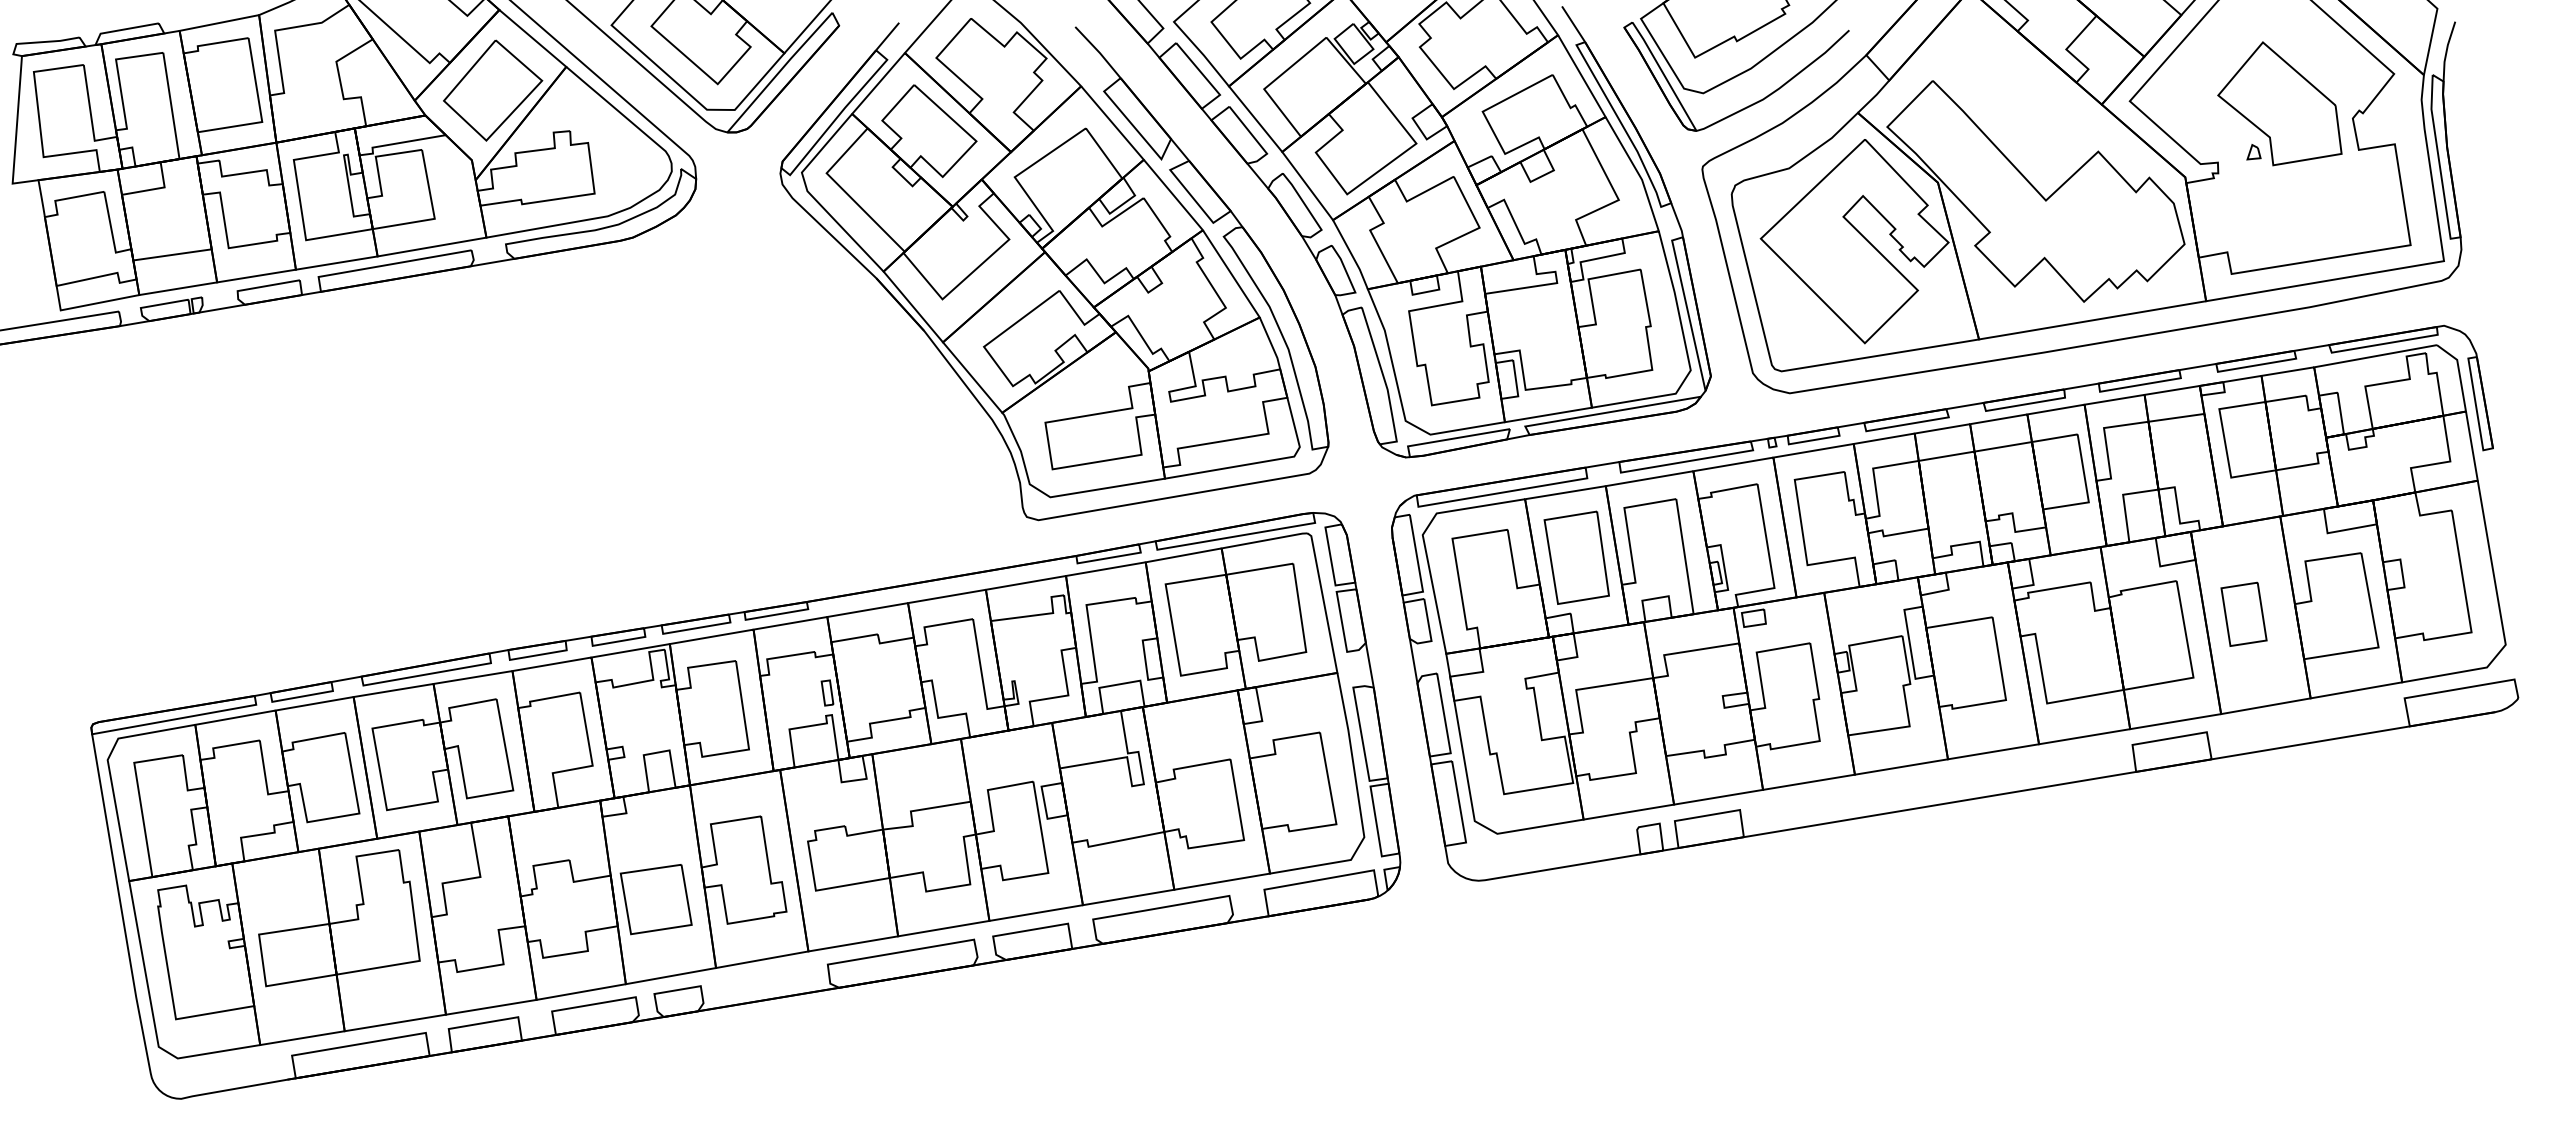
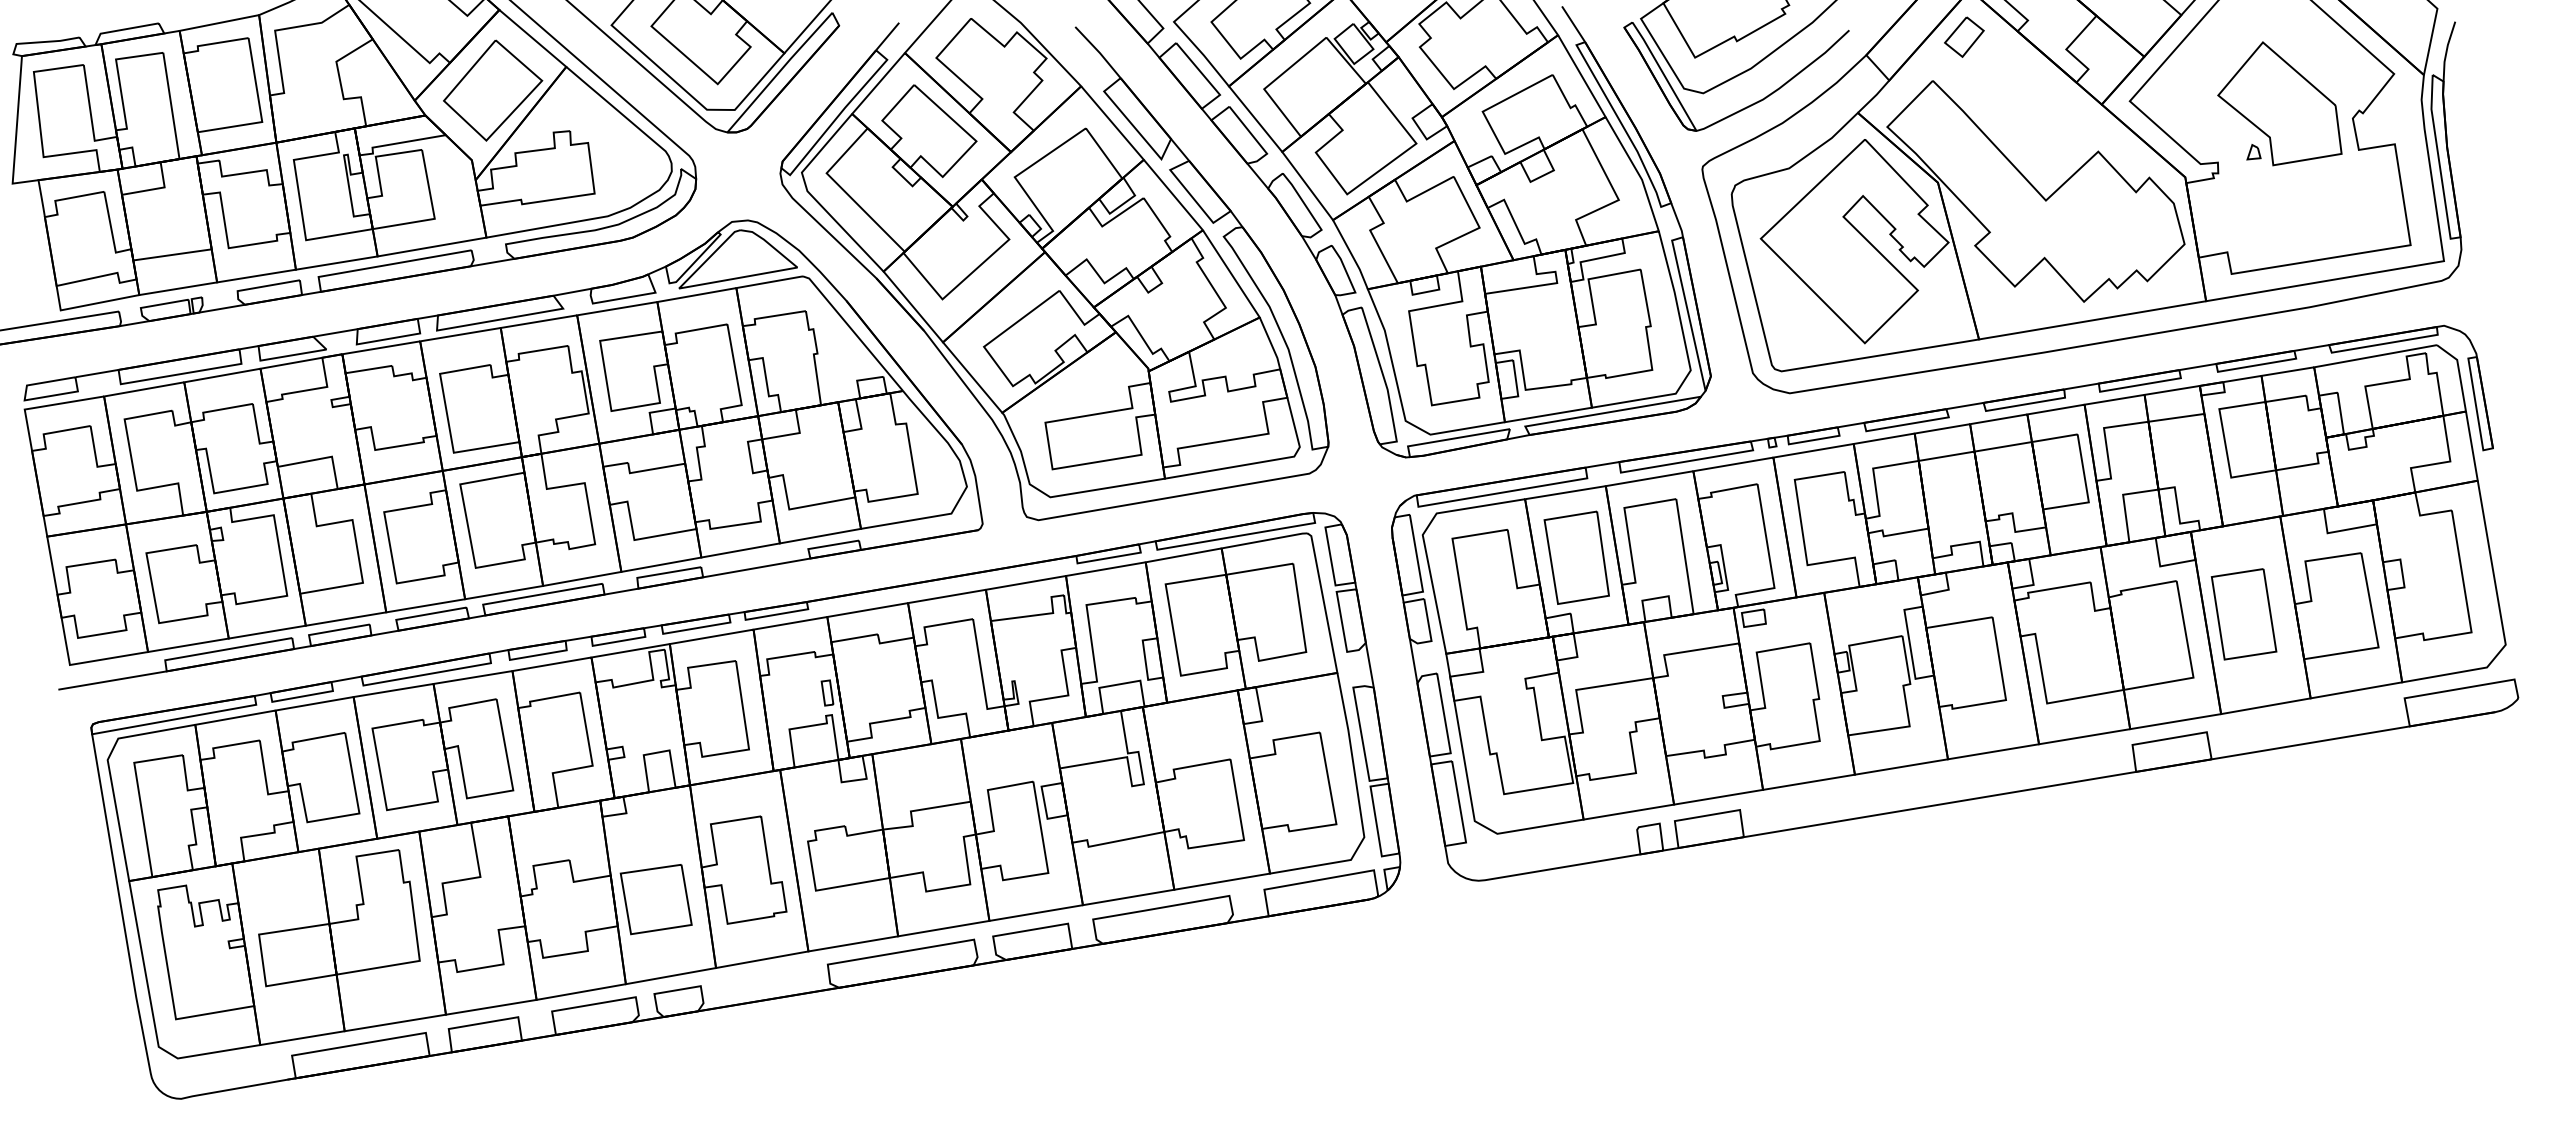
part: none -> present (1964, 36)
part: none -> present (503, 454)
part size: 48x66 px -> 68x93 px (2243, 614)
